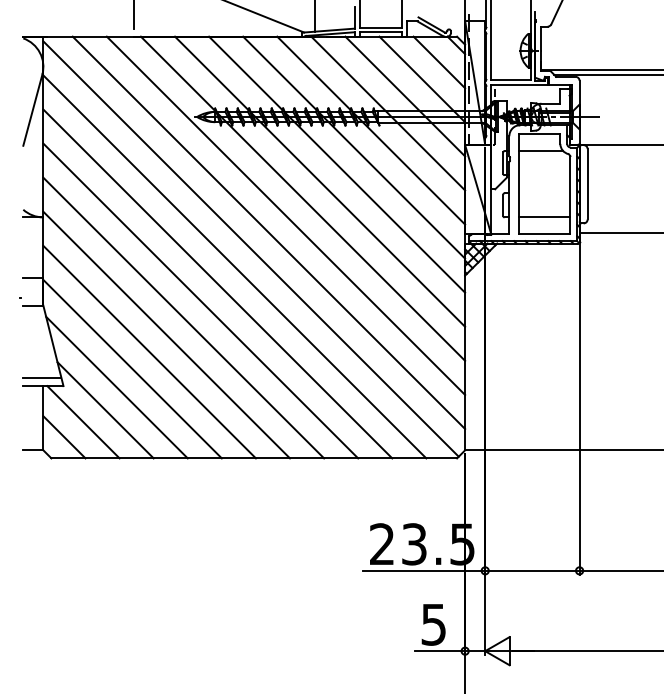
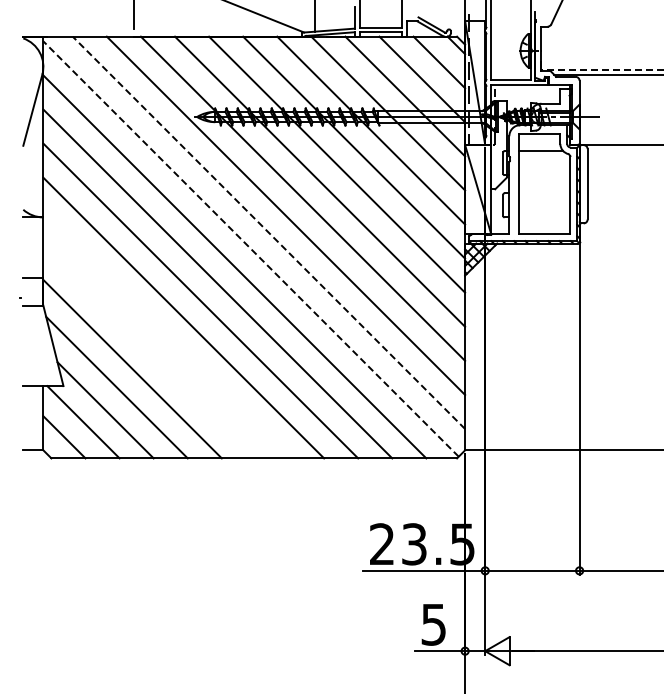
line: solid -> dashed (602, 70)
line: present -> none (544, 217)
line: solid -> dashed (268, 232)
line: present -> none (619, 233)
line: solid -> dashed (251, 249)
line: present -> none (166, 334)
line: present -> none (149, 351)
line: present -> none (42, 378)
